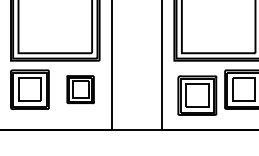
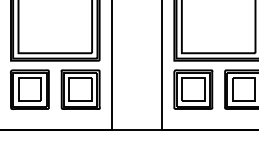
part size: 29x30 px -> 41x41 px (80, 89)
part position: (197, 95) -> (193, 89) (193, 89)
